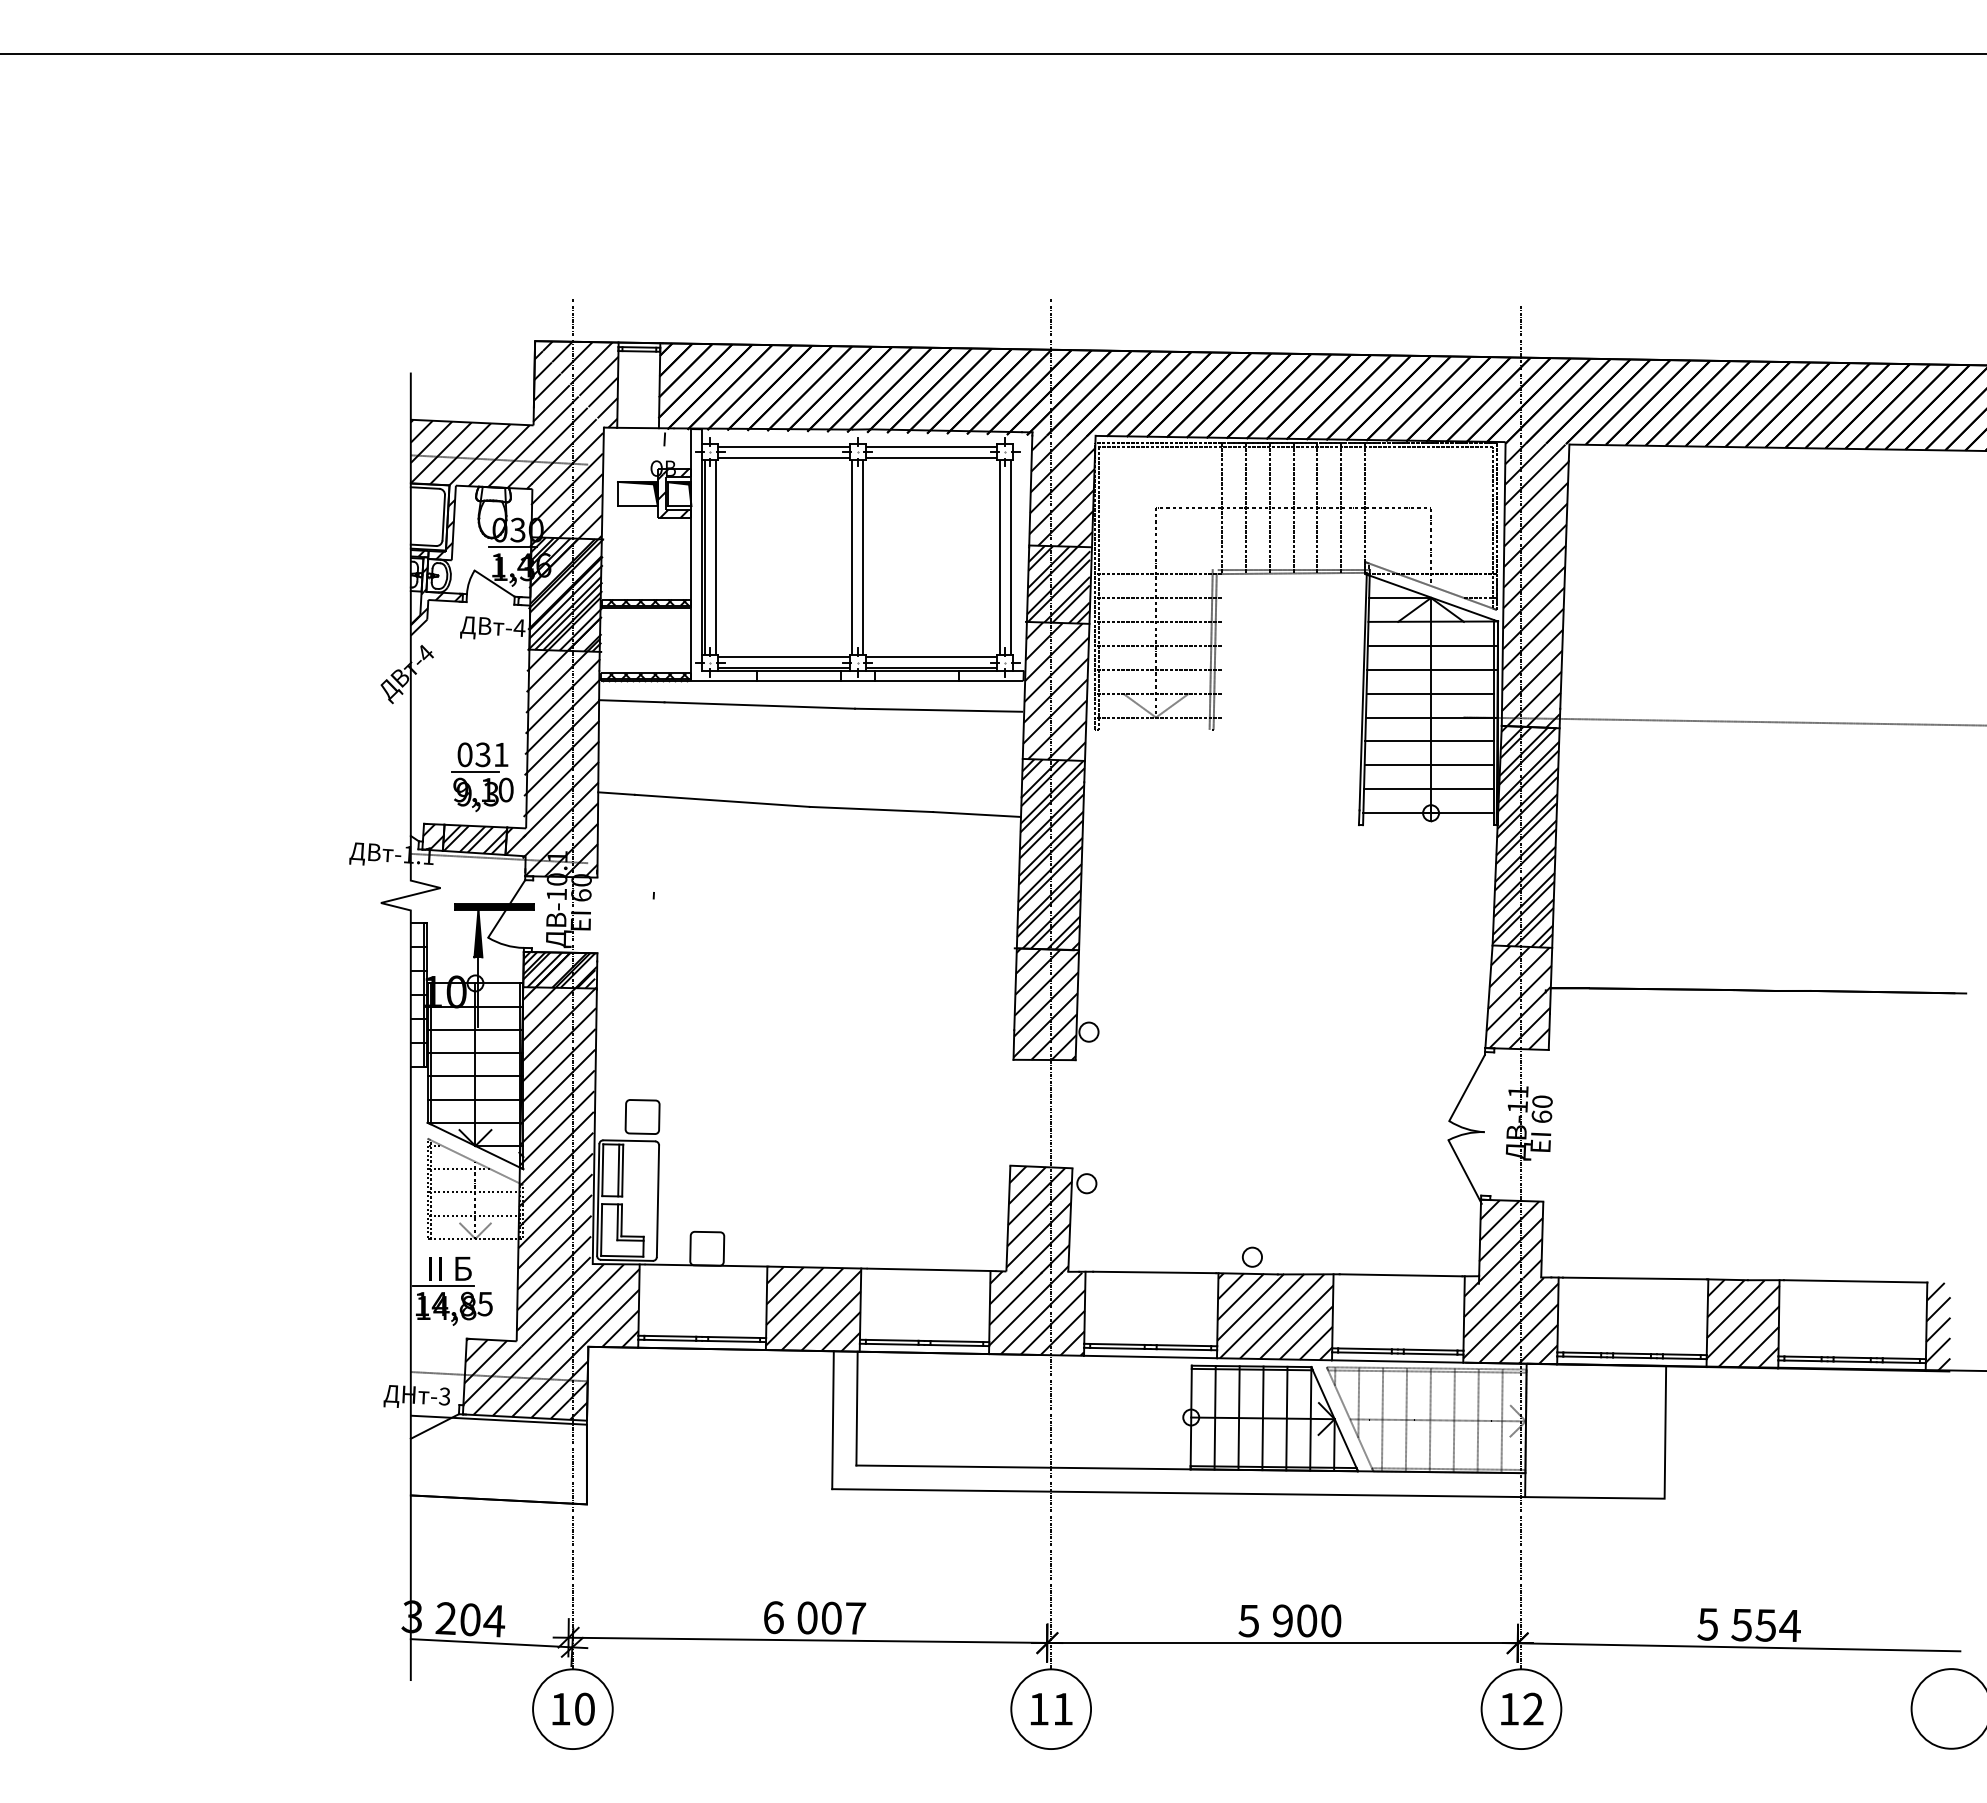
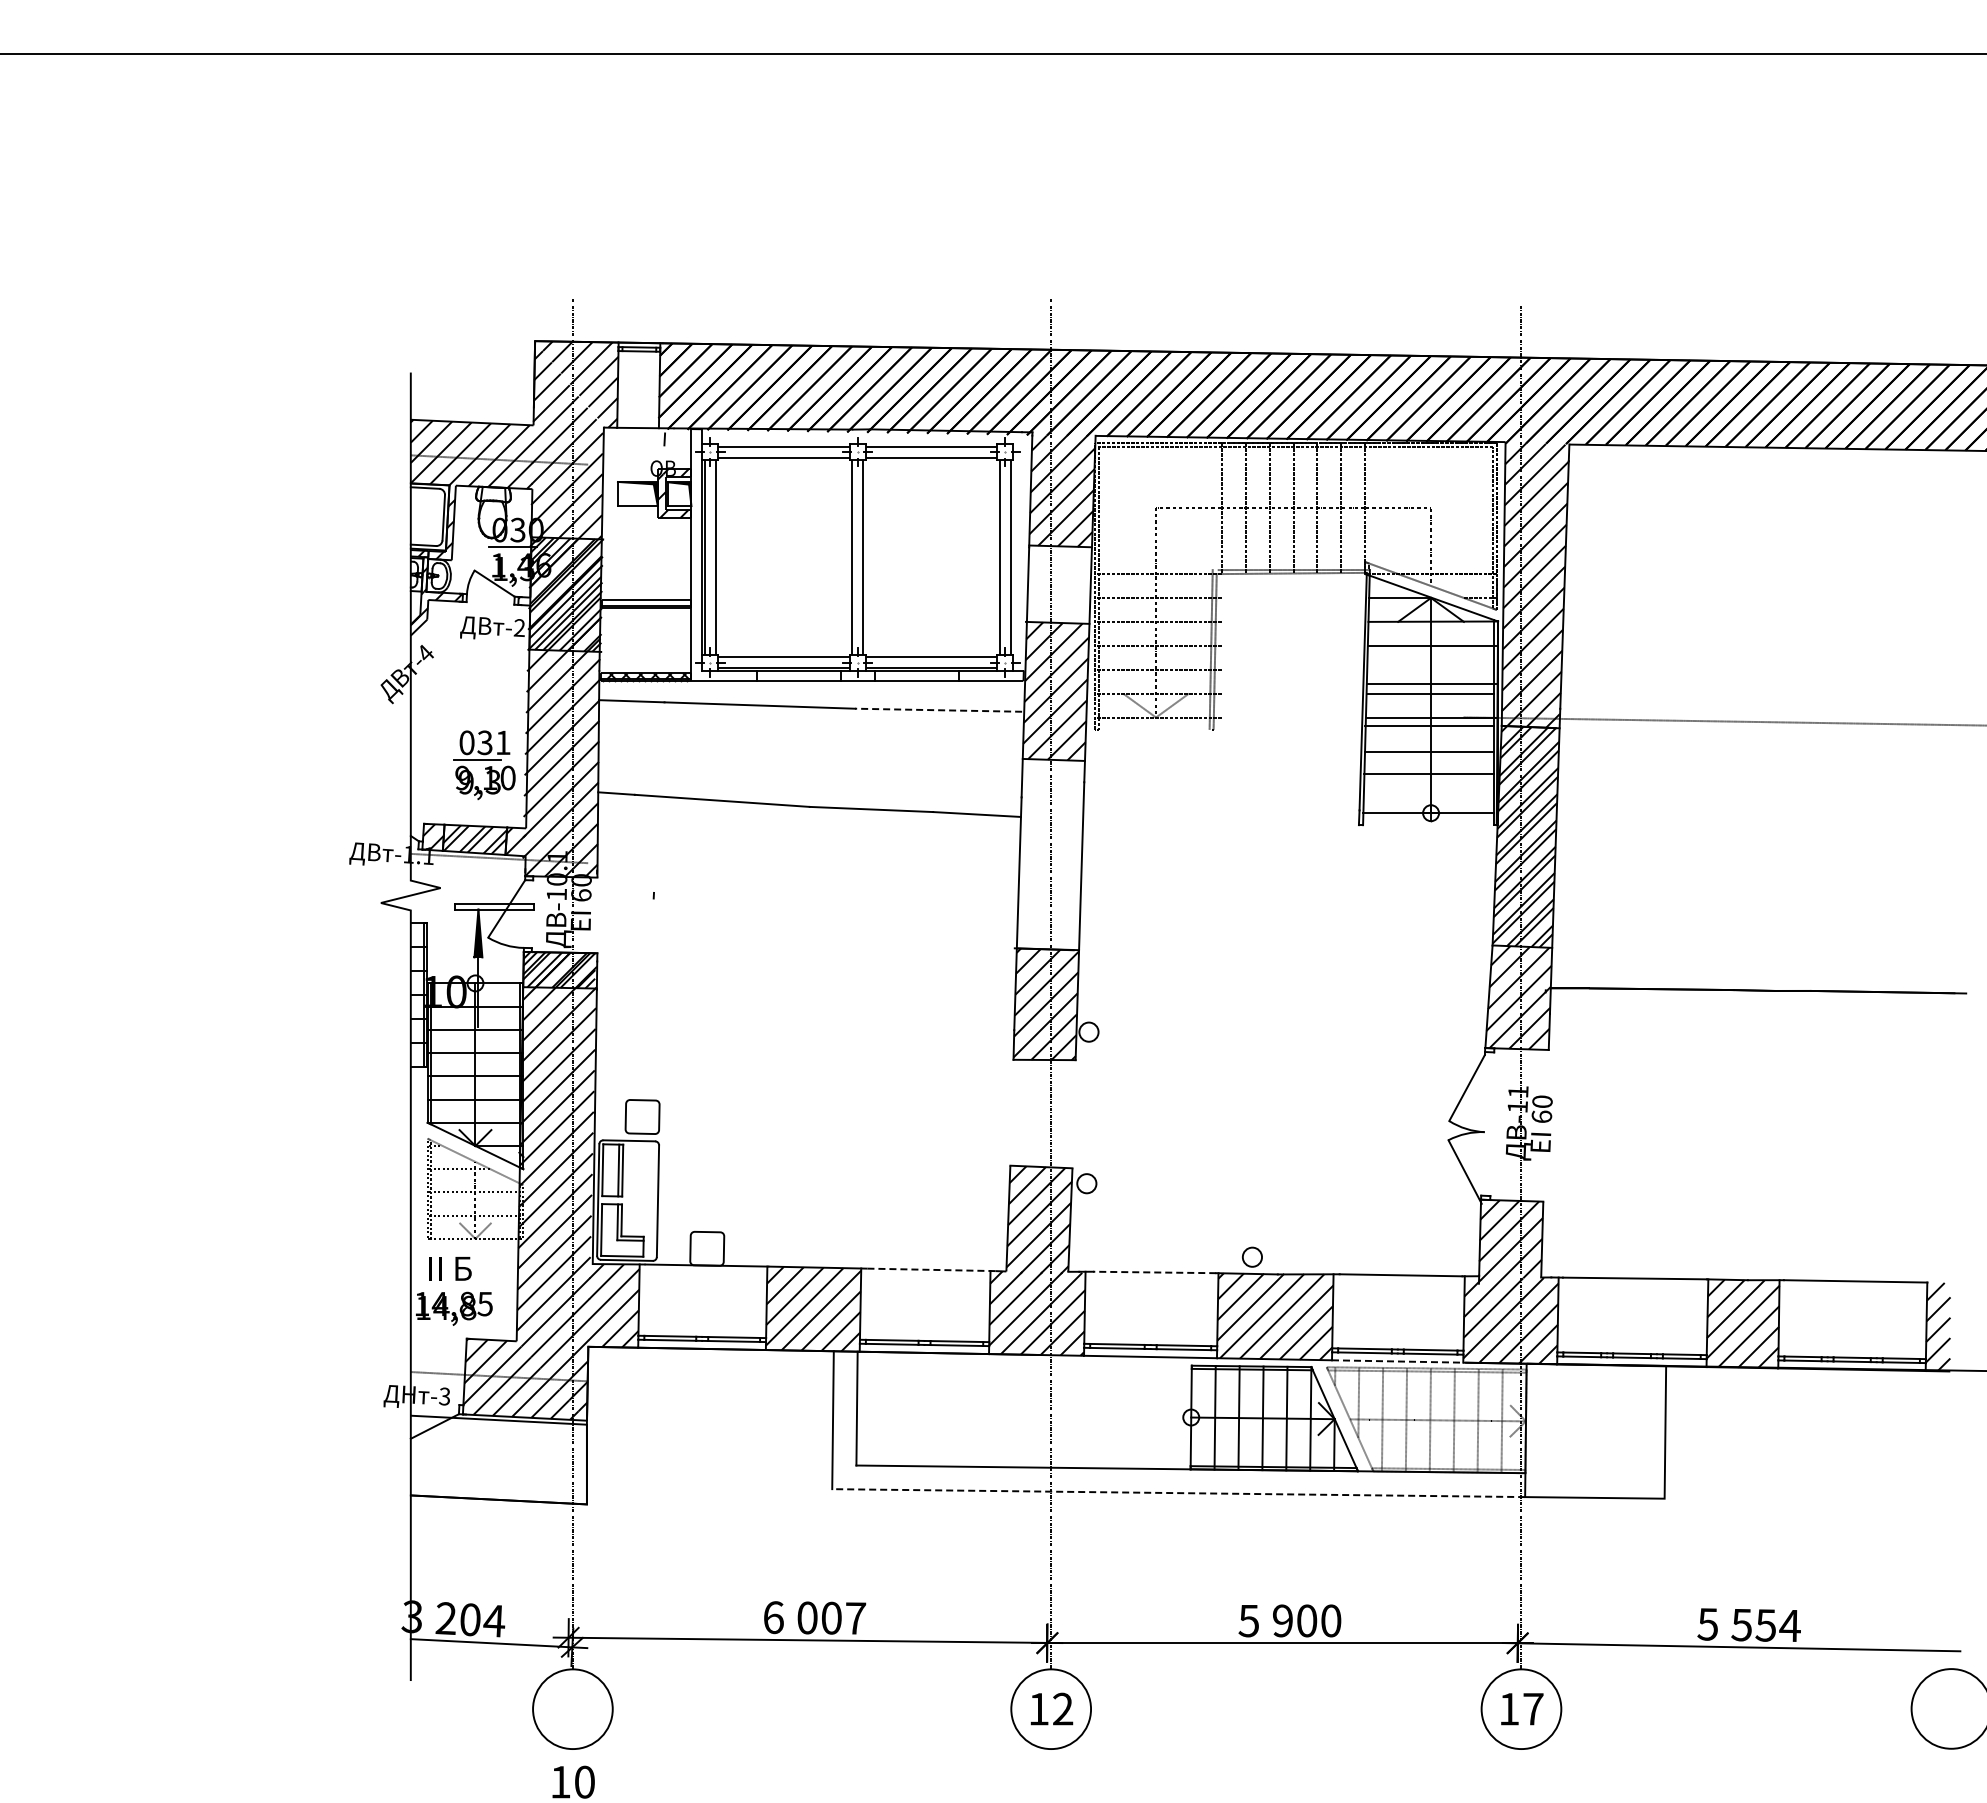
hatch: present -> none (1058, 584)
hatch: present -> none (647, 602)
text: -4 -> -2 (519, 627)
line position: (1431, 669) -> (1431, 683) (1431, 683)
line: solid -> dashed (938, 710)
line position: (1429, 741) -> (1429, 726) (1429, 726)
line position: (1429, 765) -> (1429, 752) (1429, 752)
part position: (482, 777) -> (484, 765) (484, 765)
line position: (1429, 789) -> (1429, 774) (1429, 774)
hatch: present -> none (1050, 854)
fill: present -> none (494, 906)
line: solid -> dashed (931, 1269)
line: solid -> dashed (1154, 1272)
line: present -> none (443, 1285)
line: solid -> dashed (1397, 1361)
line: solid -> dashed (1178, 1493)
text position: (573, 1708) -> (573, 1781) (573, 1781)
text: 11 -> 12 (1063, 1708)
text: 12 -> 17 (1533, 1708)
